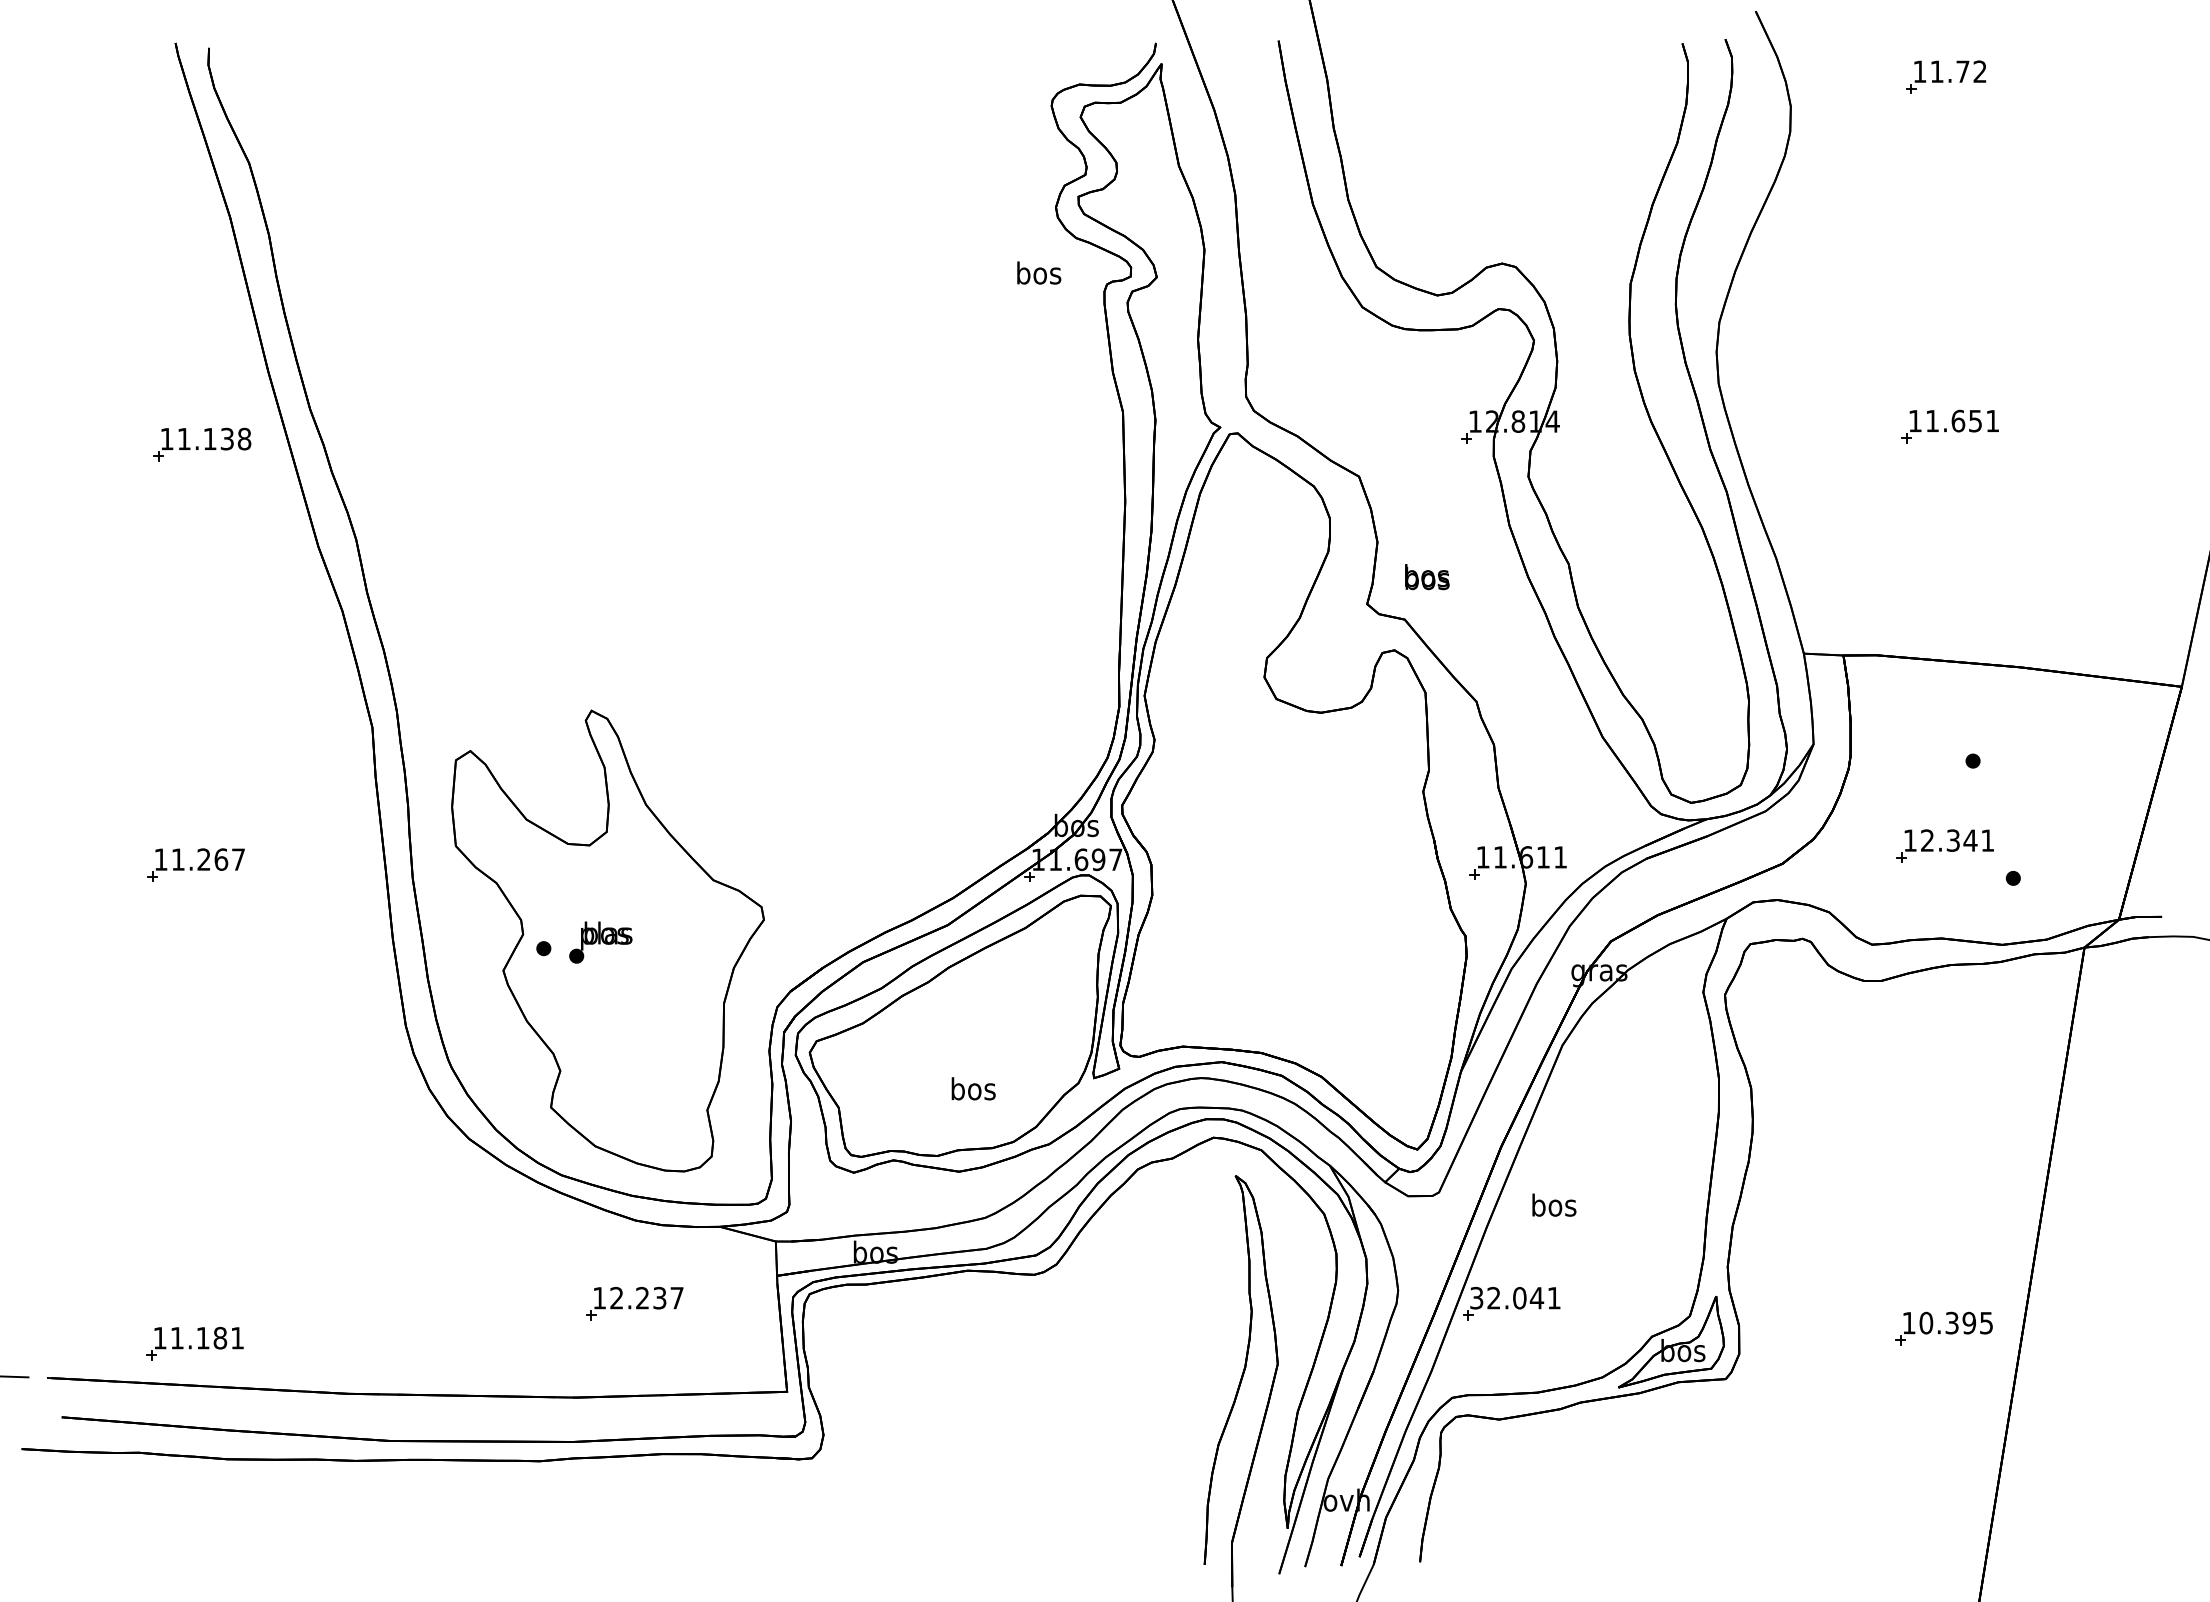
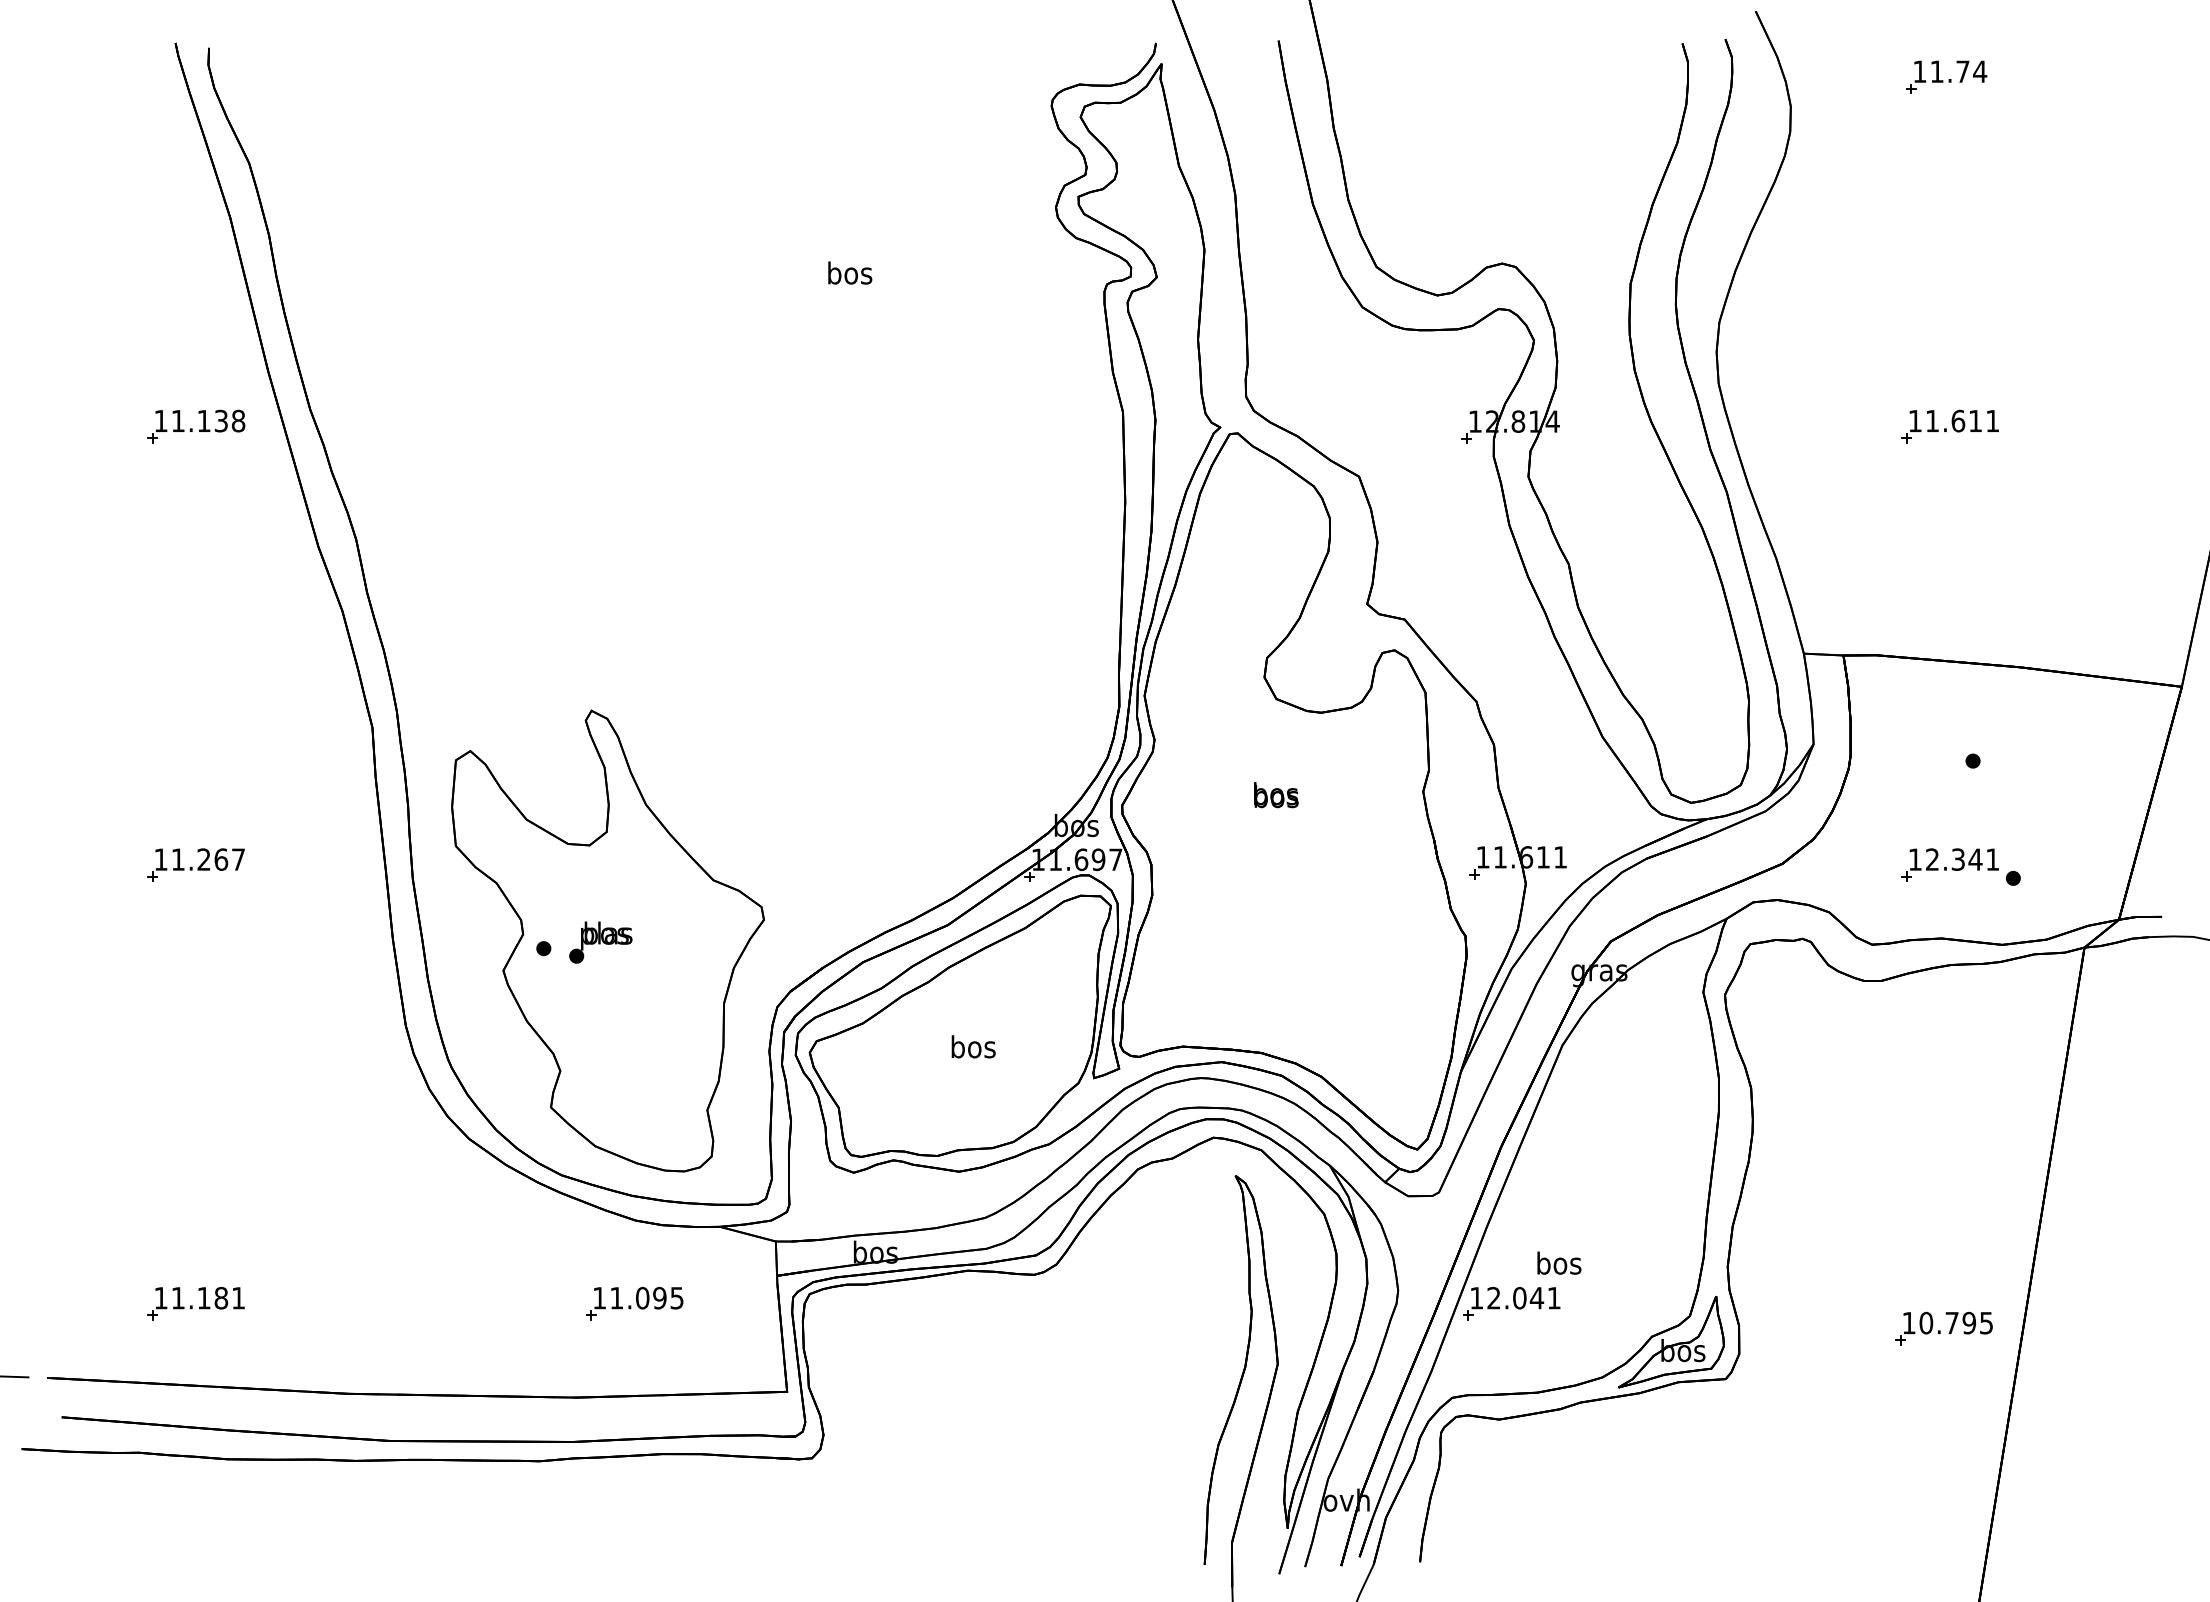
text: 11.72 -> 11.74 (1980, 71)
text position: (1039, 272) -> (850, 272) (850, 272)
text: 11.651 -> 11.611 (1975, 421)
part position: (202, 444) -> (196, 426) (196, 426)
text position: (1427, 577) -> (1276, 795) (1276, 795)
part position: (1944, 845) -> (1949, 864) (1949, 864)
text position: (973, 1088) -> (973, 1046) (973, 1046)
text position: (1554, 1204) -> (1559, 1262) (1559, 1262)
text: 12.237 -> 11.095 (646, 1297)
text: 32.041 -> 12.041 (1476, 1297)
text: 10.395 -> 10.795 (1951, 1322)
part position: (194, 1343) -> (195, 1303) (195, 1303)
